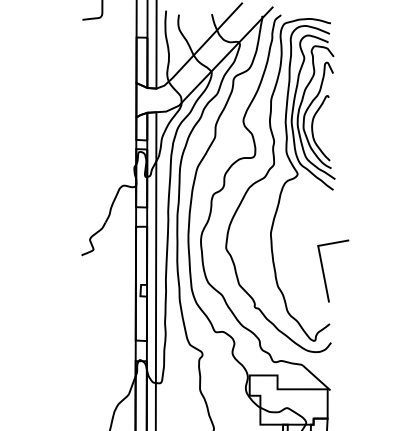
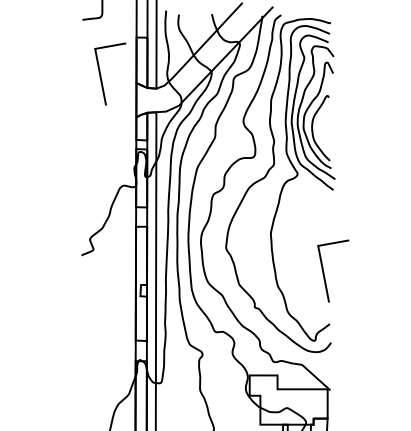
line: none -> present (101, 75)
